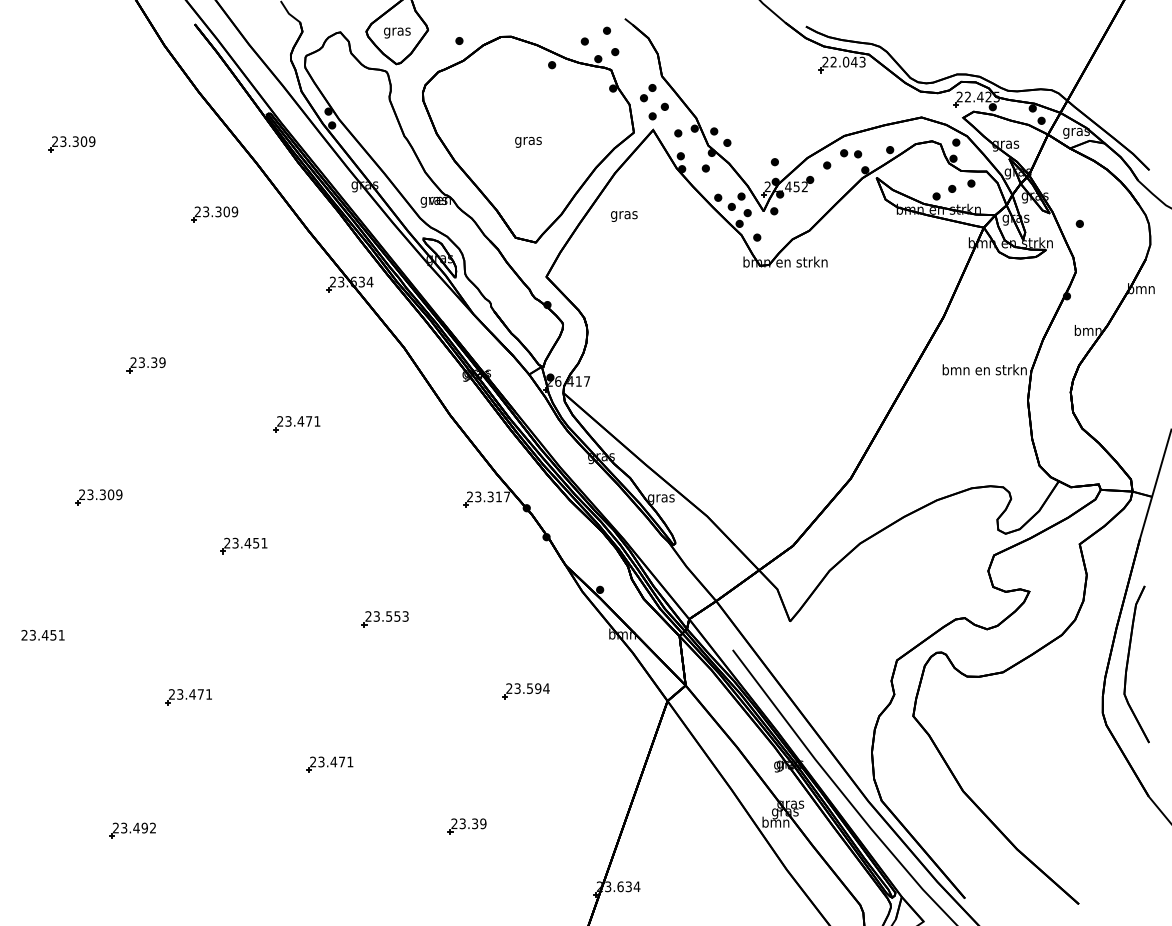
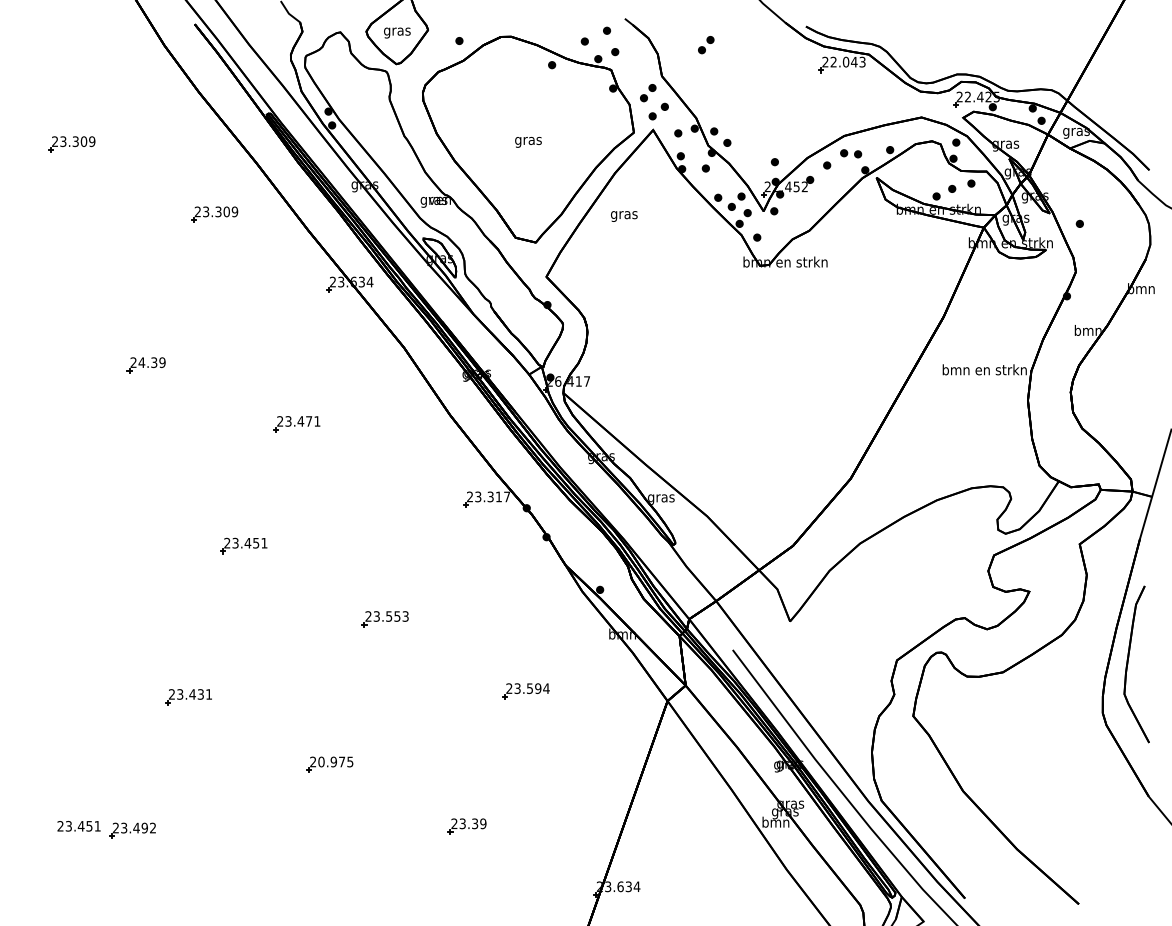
part: none -> present (706, 45)
text: 23.39 -> 24.39 (141, 362)
part: present -> none (98, 497)
text position: (42, 635) -> (78, 826) (78, 826)
text: 23.471 -> 23.431 (200, 694)
text: 23.471 -> 20.975 (335, 761)
